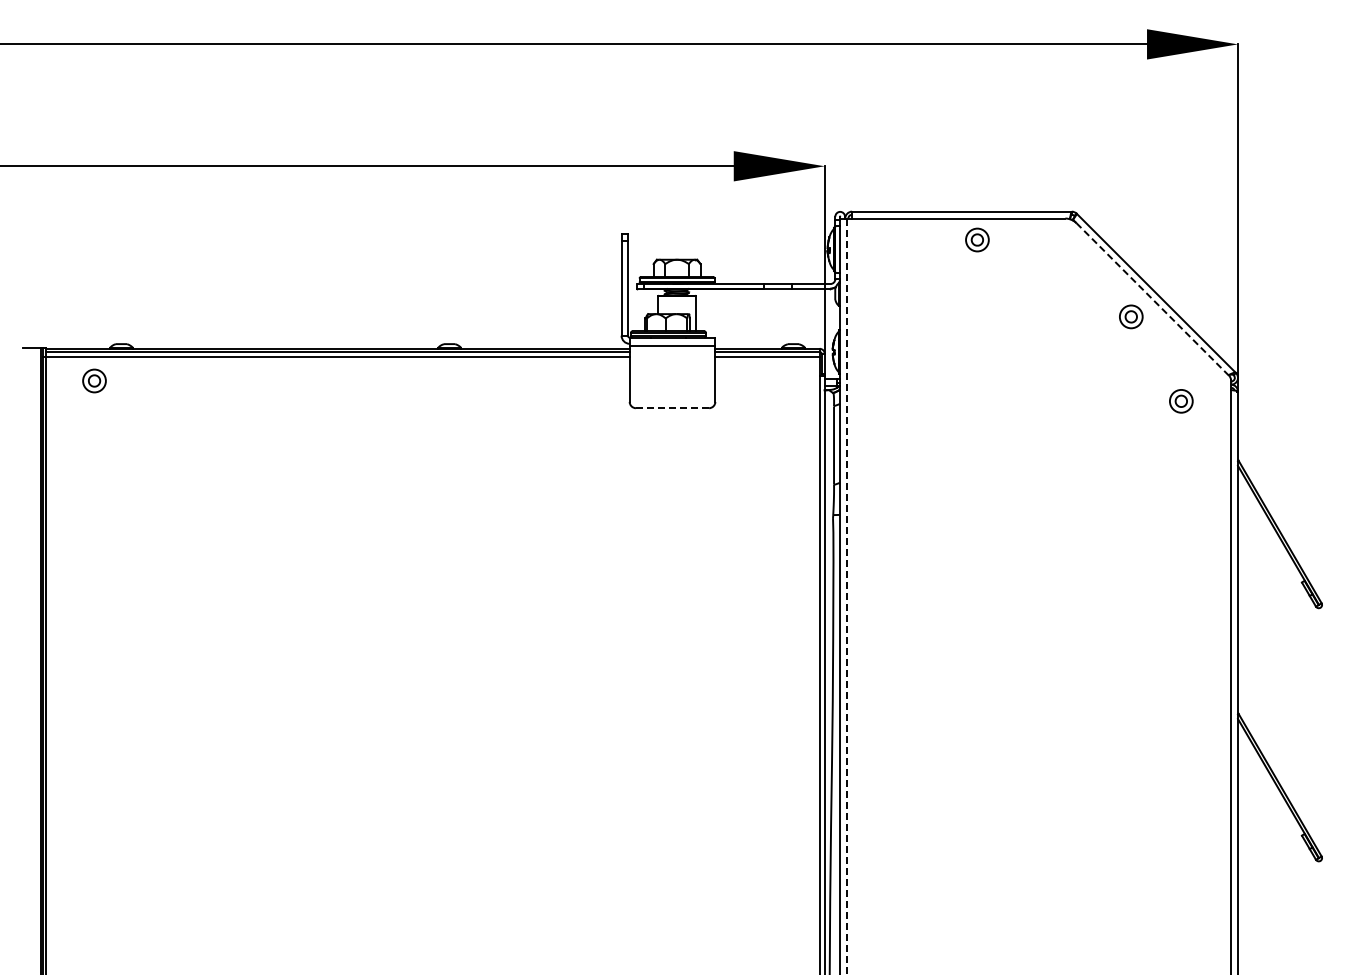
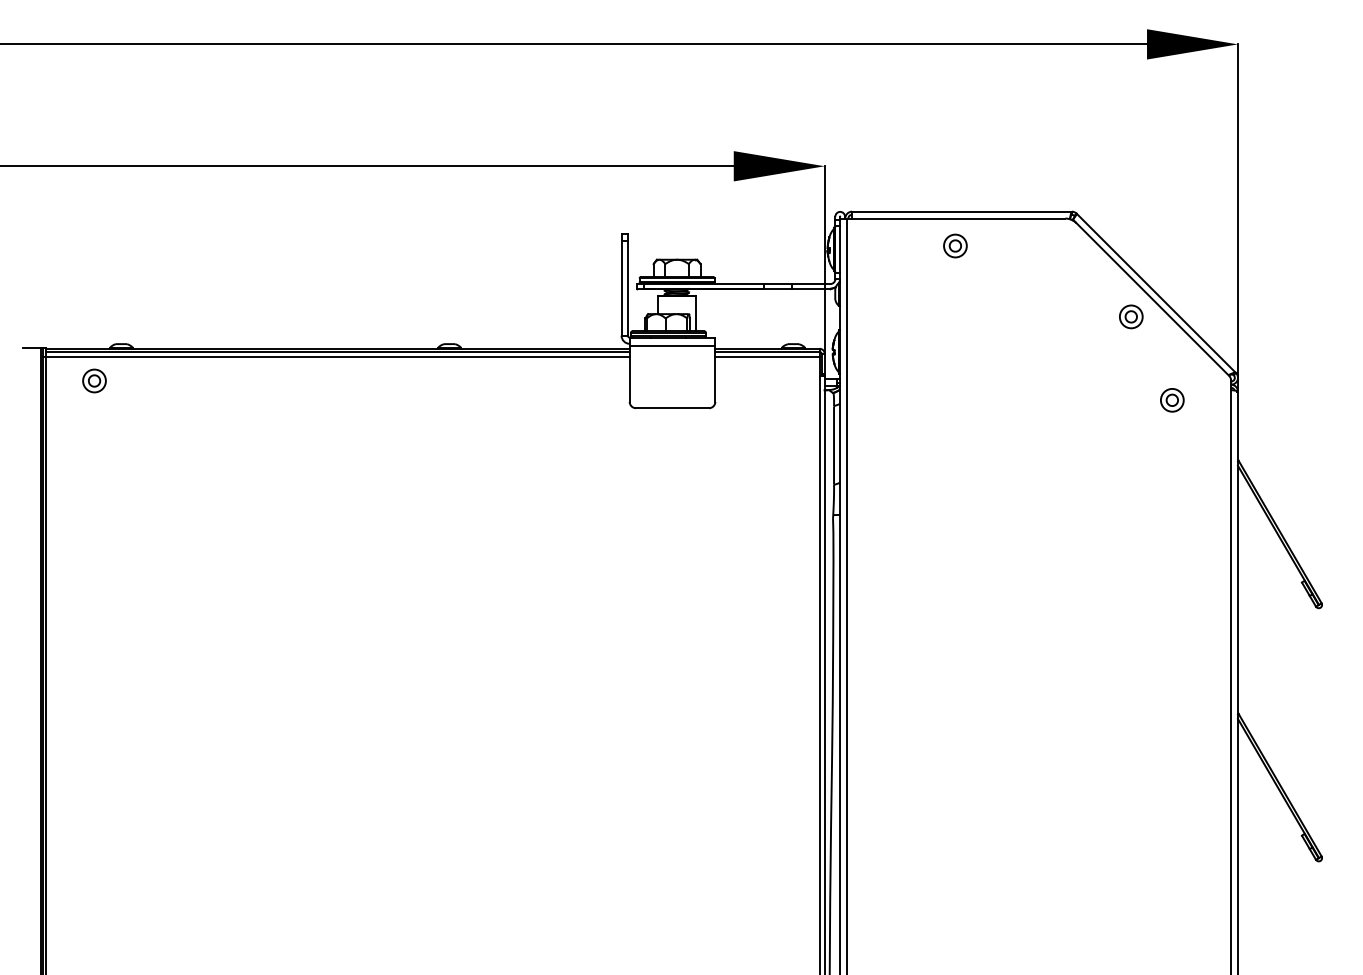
part position: (977, 239) -> (955, 245) (955, 245)
line: dashed -> solid (1153, 299)
part position: (1181, 401) -> (1172, 400) (1172, 400)
line: dashed -> solid (672, 408)
line: dashed -> solid (846, 596)
